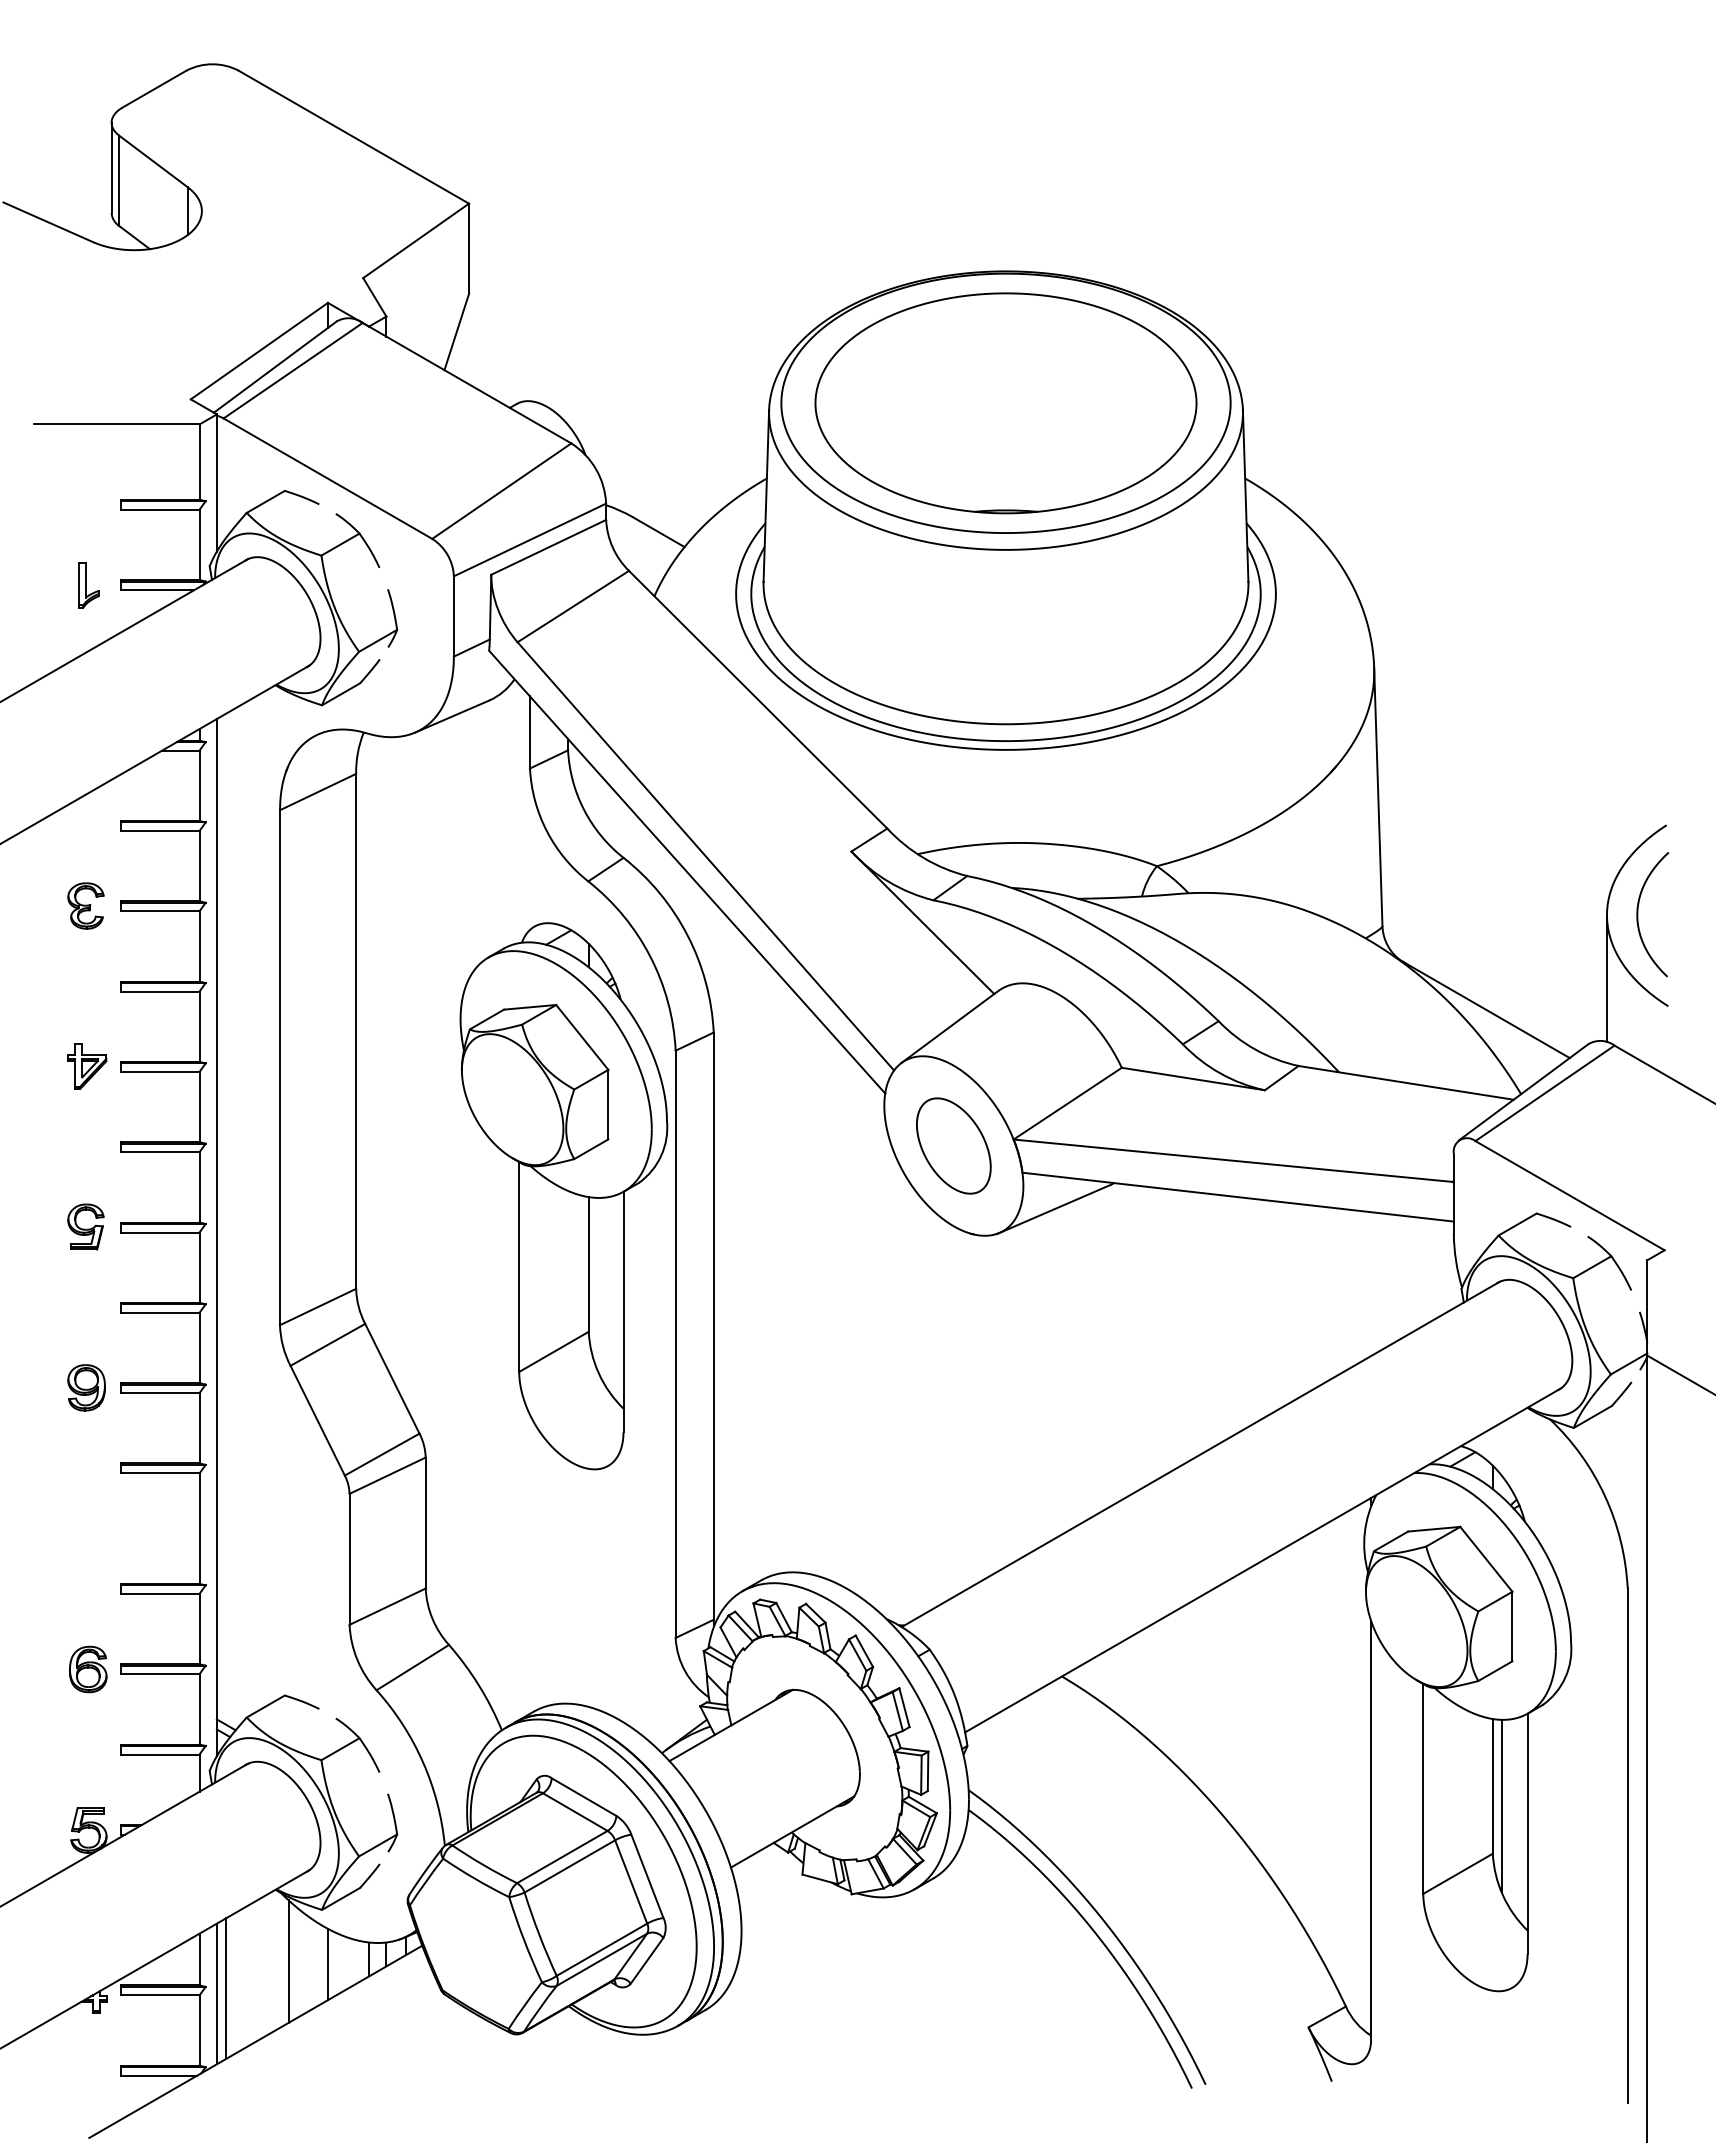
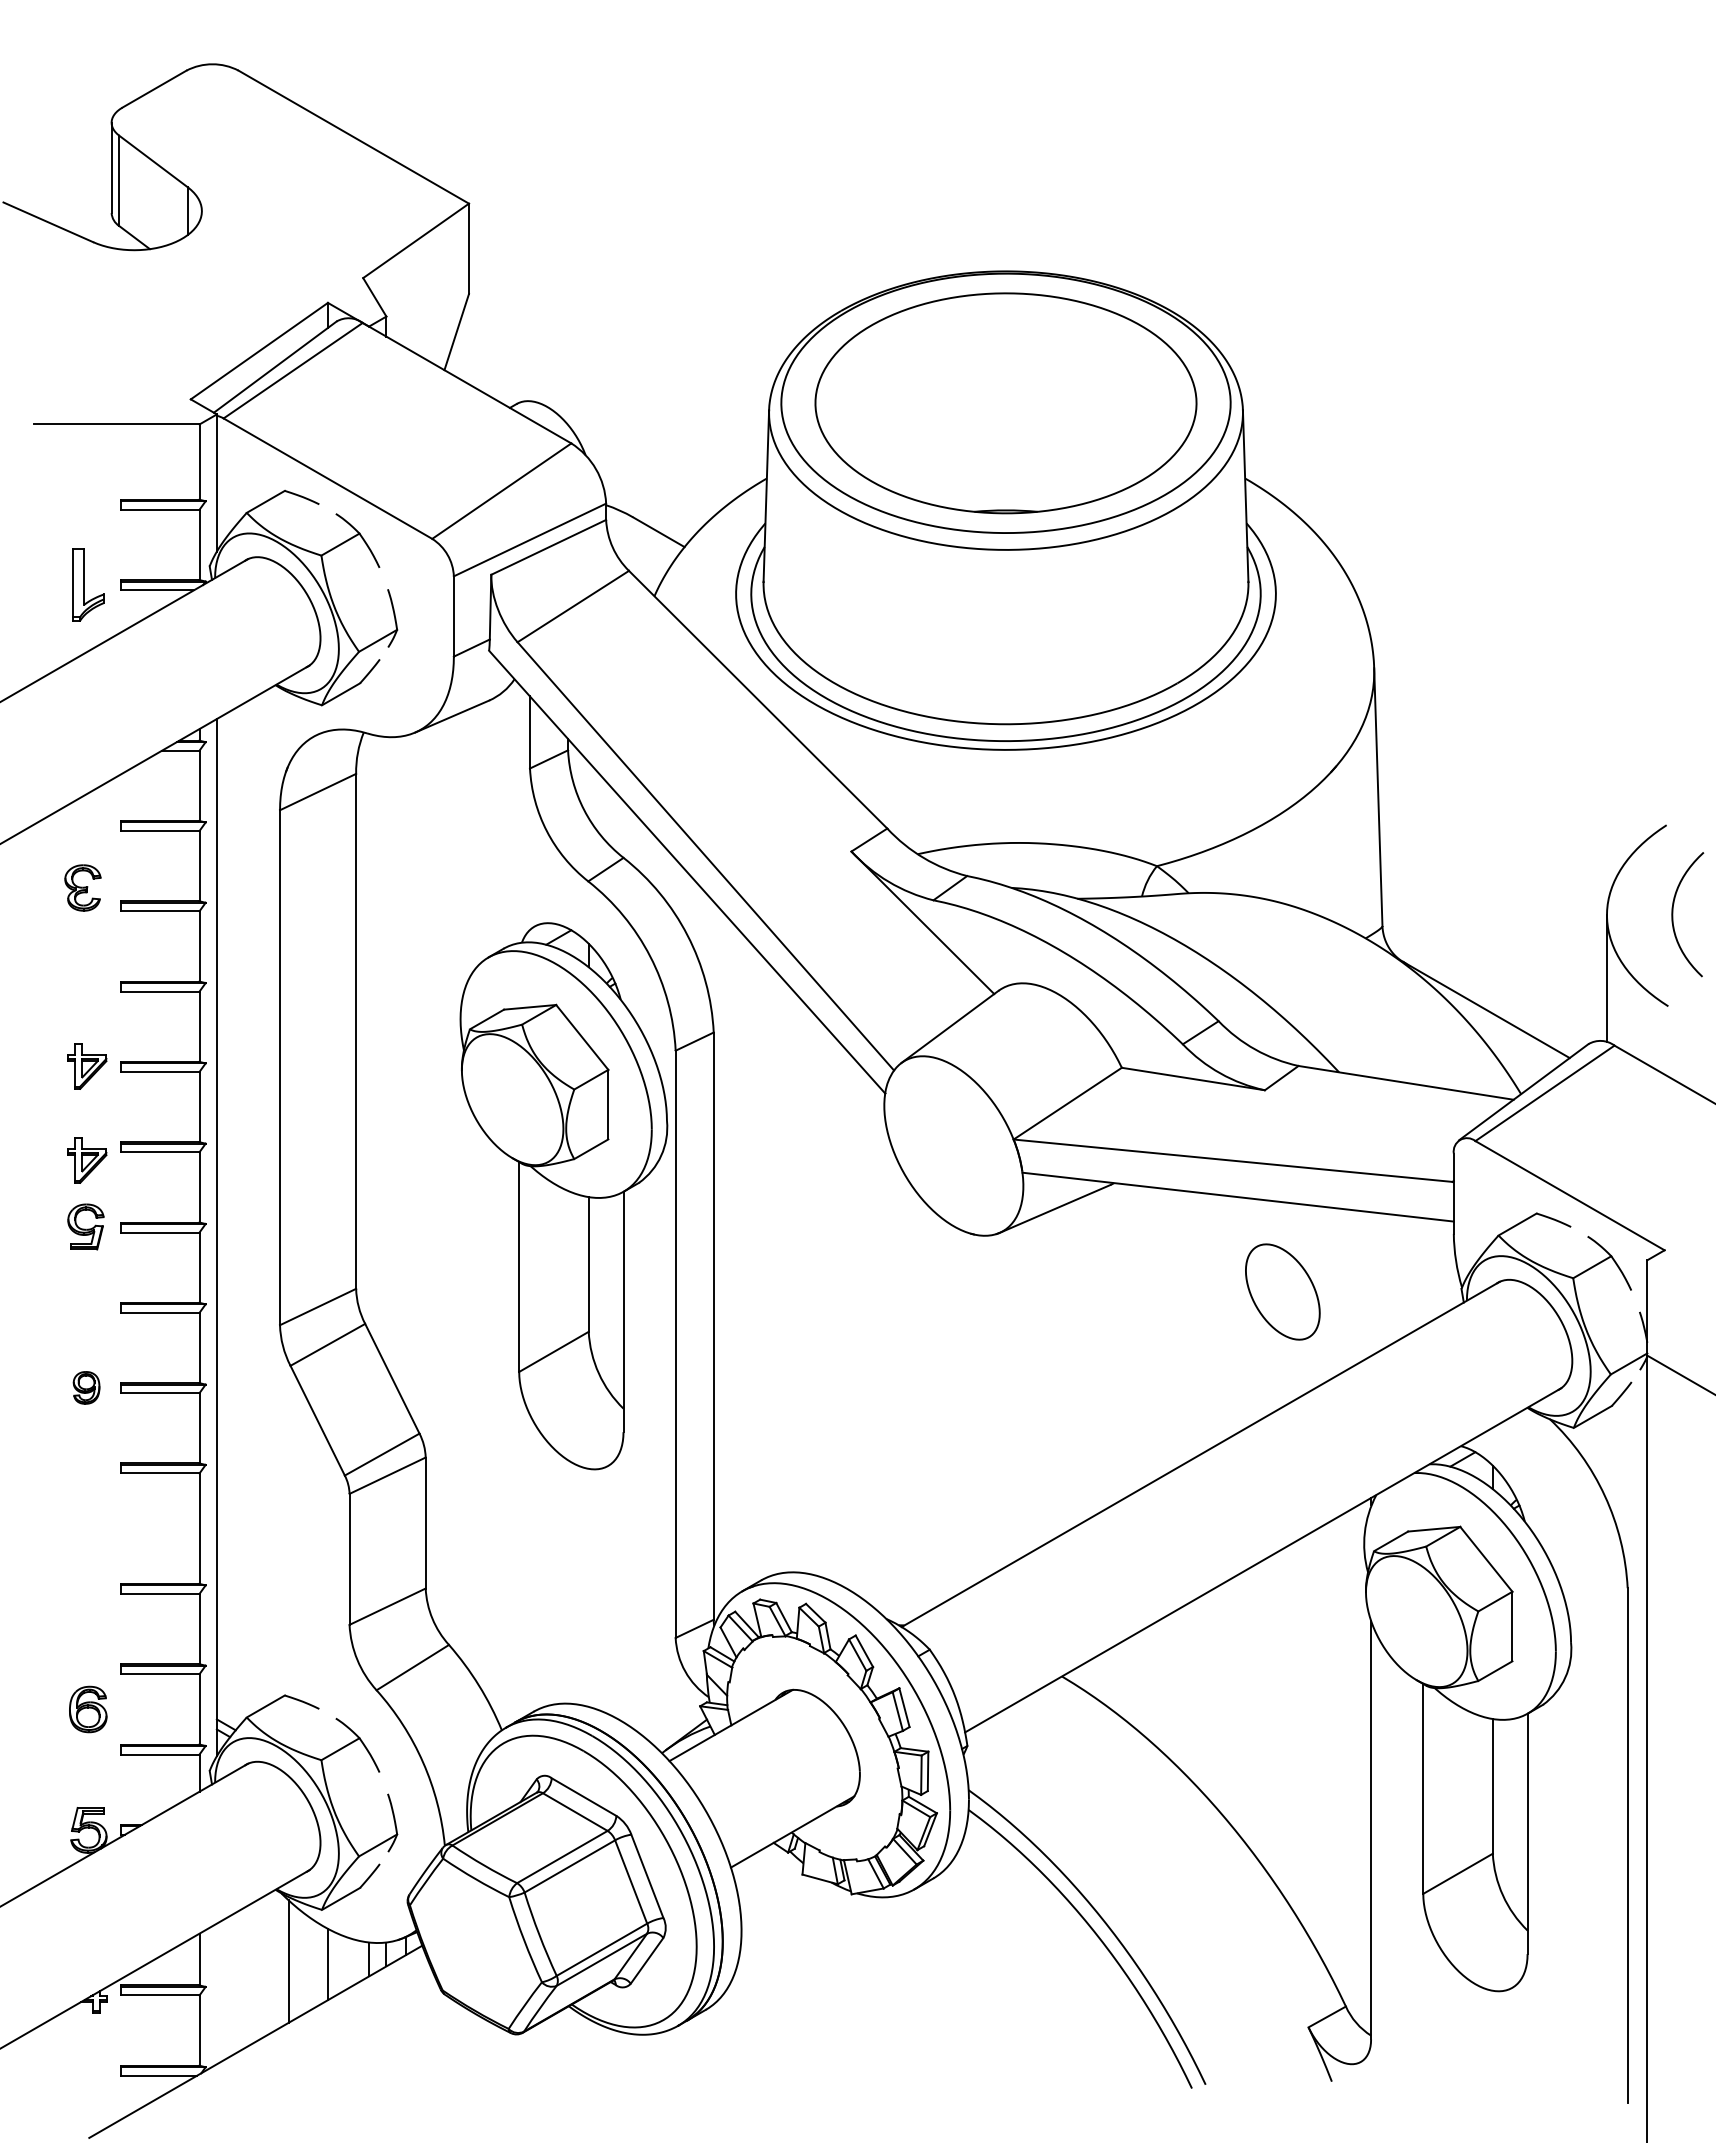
part size: 22x47 px -> 33x74 px (88, 584)
part position: (85, 905) -> (82, 887) (82, 887)
curve position: (1638, 914) -> (1673, 914) (1673, 914)
part position: (953, 1145) -> (1282, 1291) (1282, 1291)
part: none -> present (87, 1160)
part size: 39x48 px -> 29x34 px (86, 1387)
part position: (88, 1669) -> (88, 1709) (88, 1709)
line: present -> none (1501, 1805)
line: present -> none (226, 1988)
line: present -> none (216, 1993)
